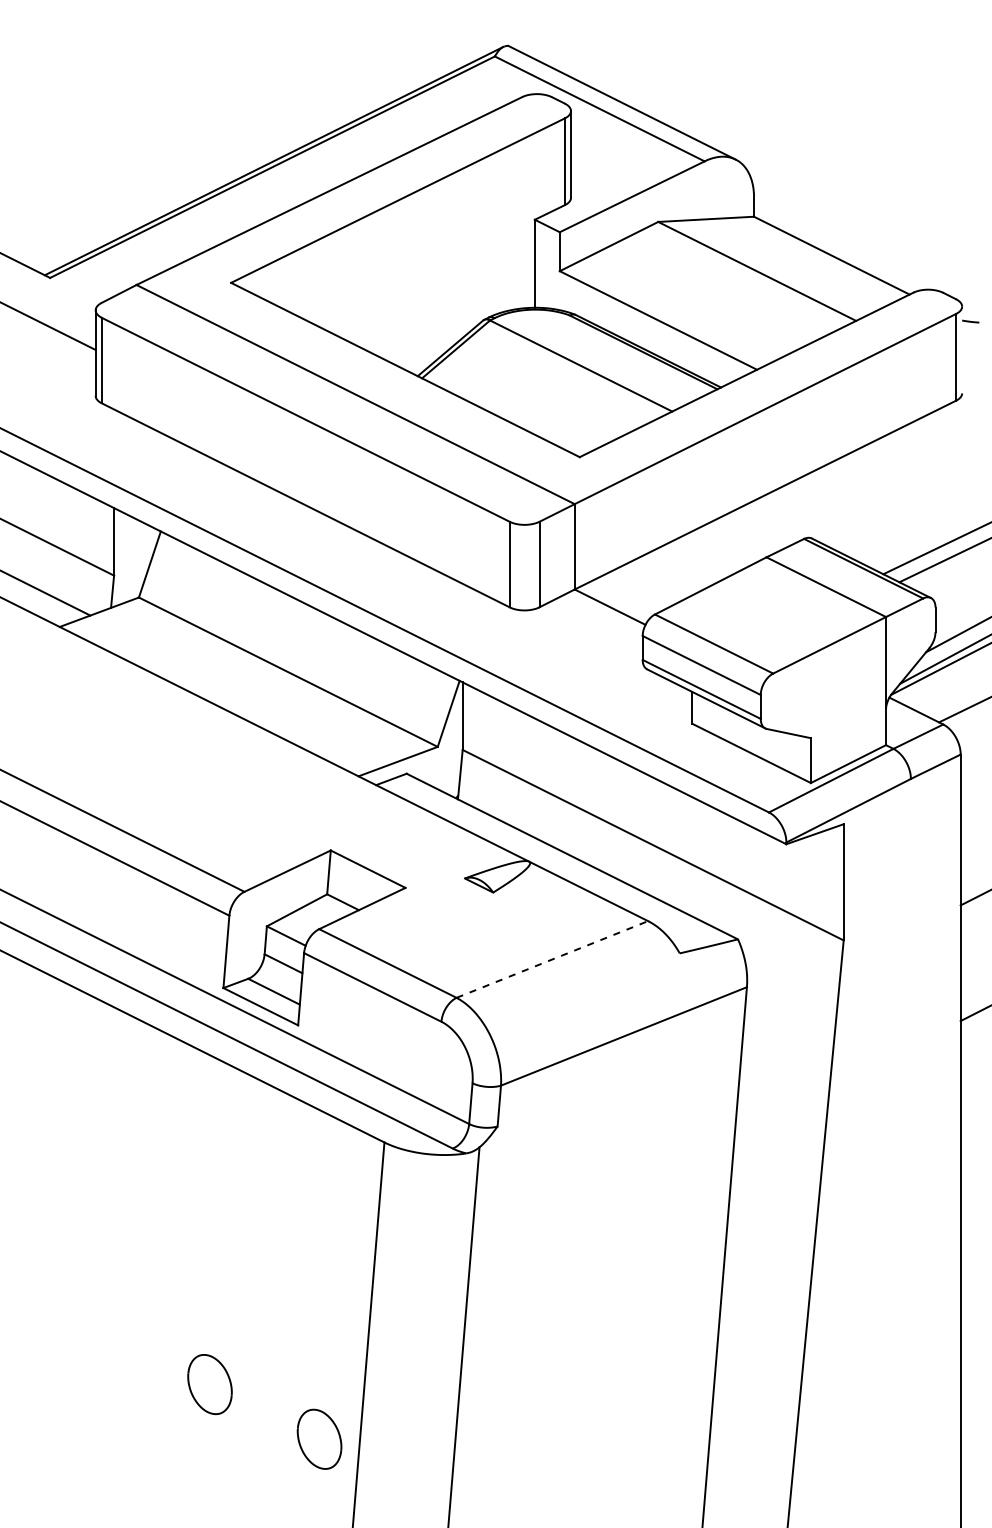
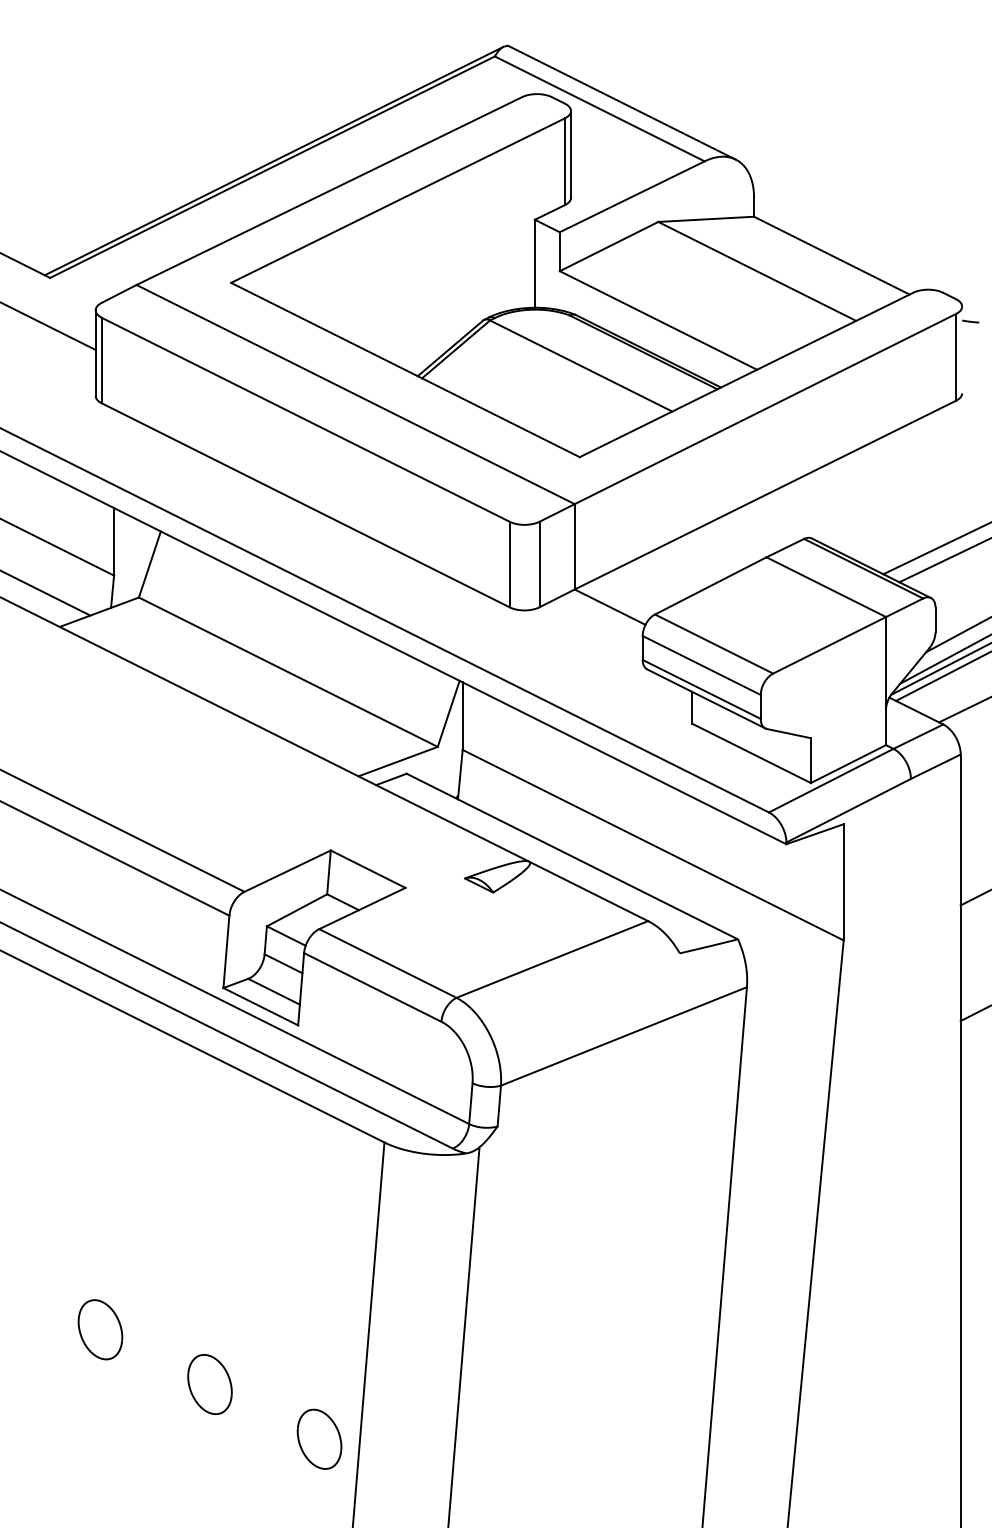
line: none -> present (942, 676)
line: dashed -> solid (552, 959)
part: none -> present (100, 1329)
